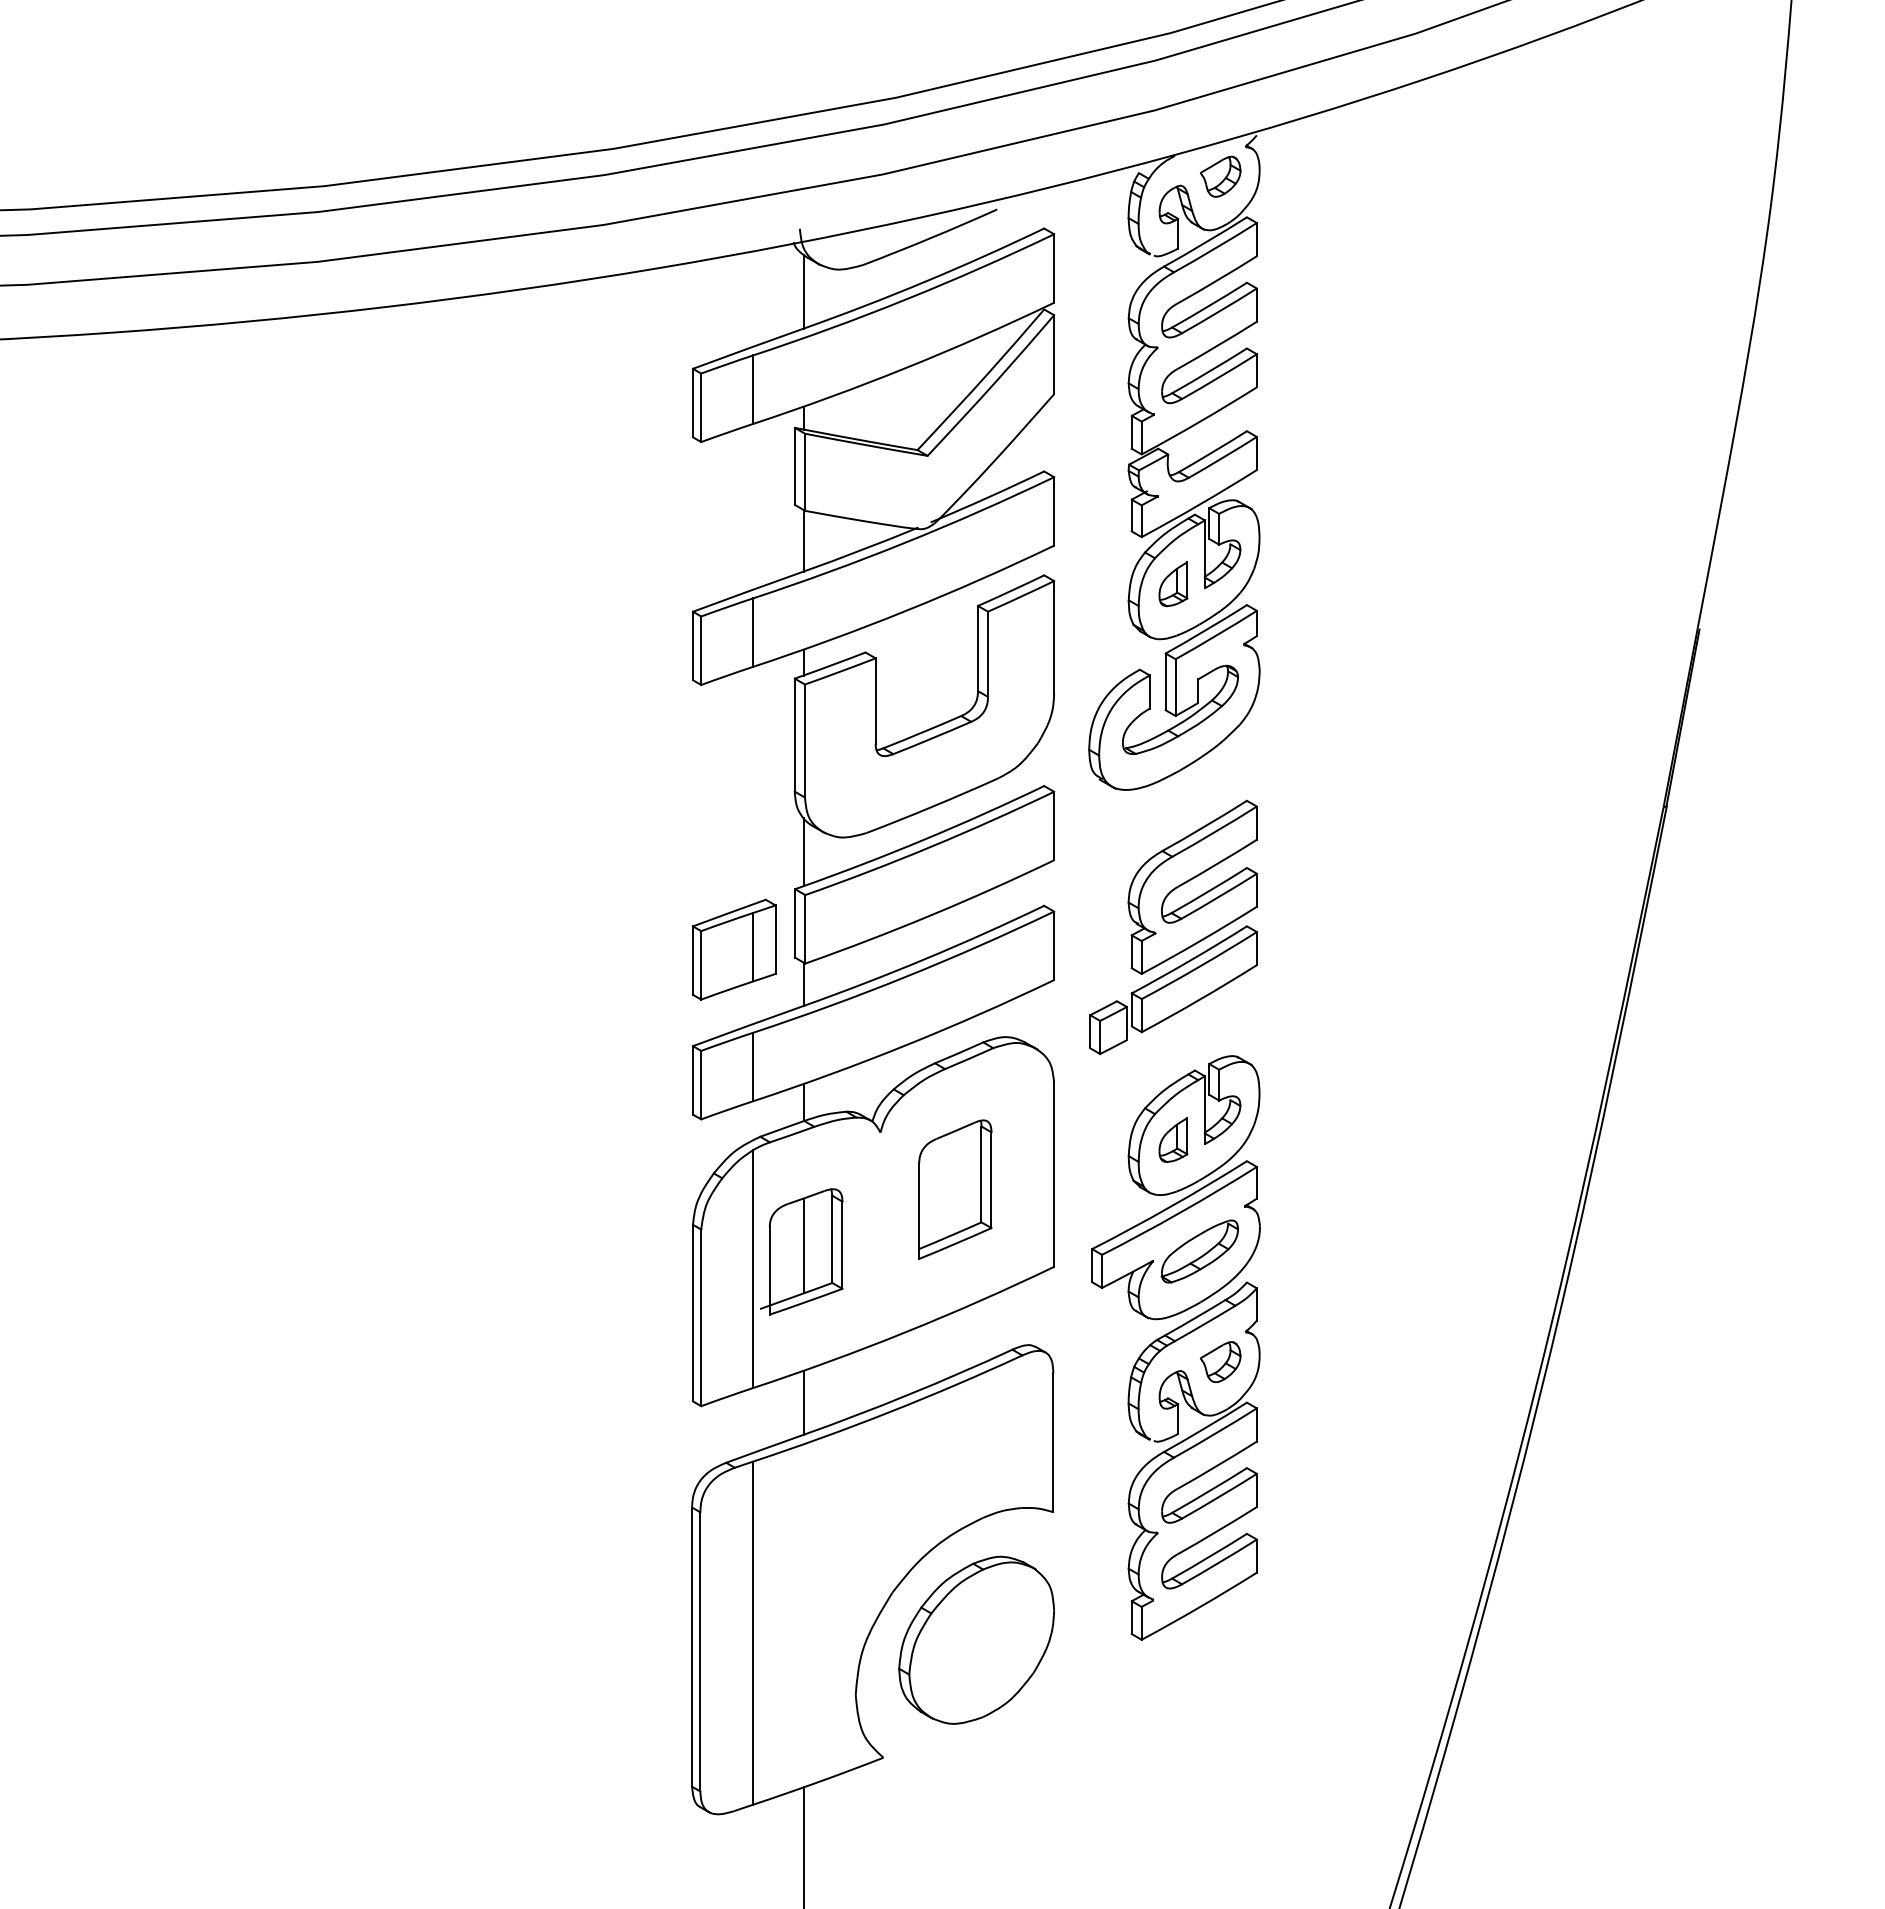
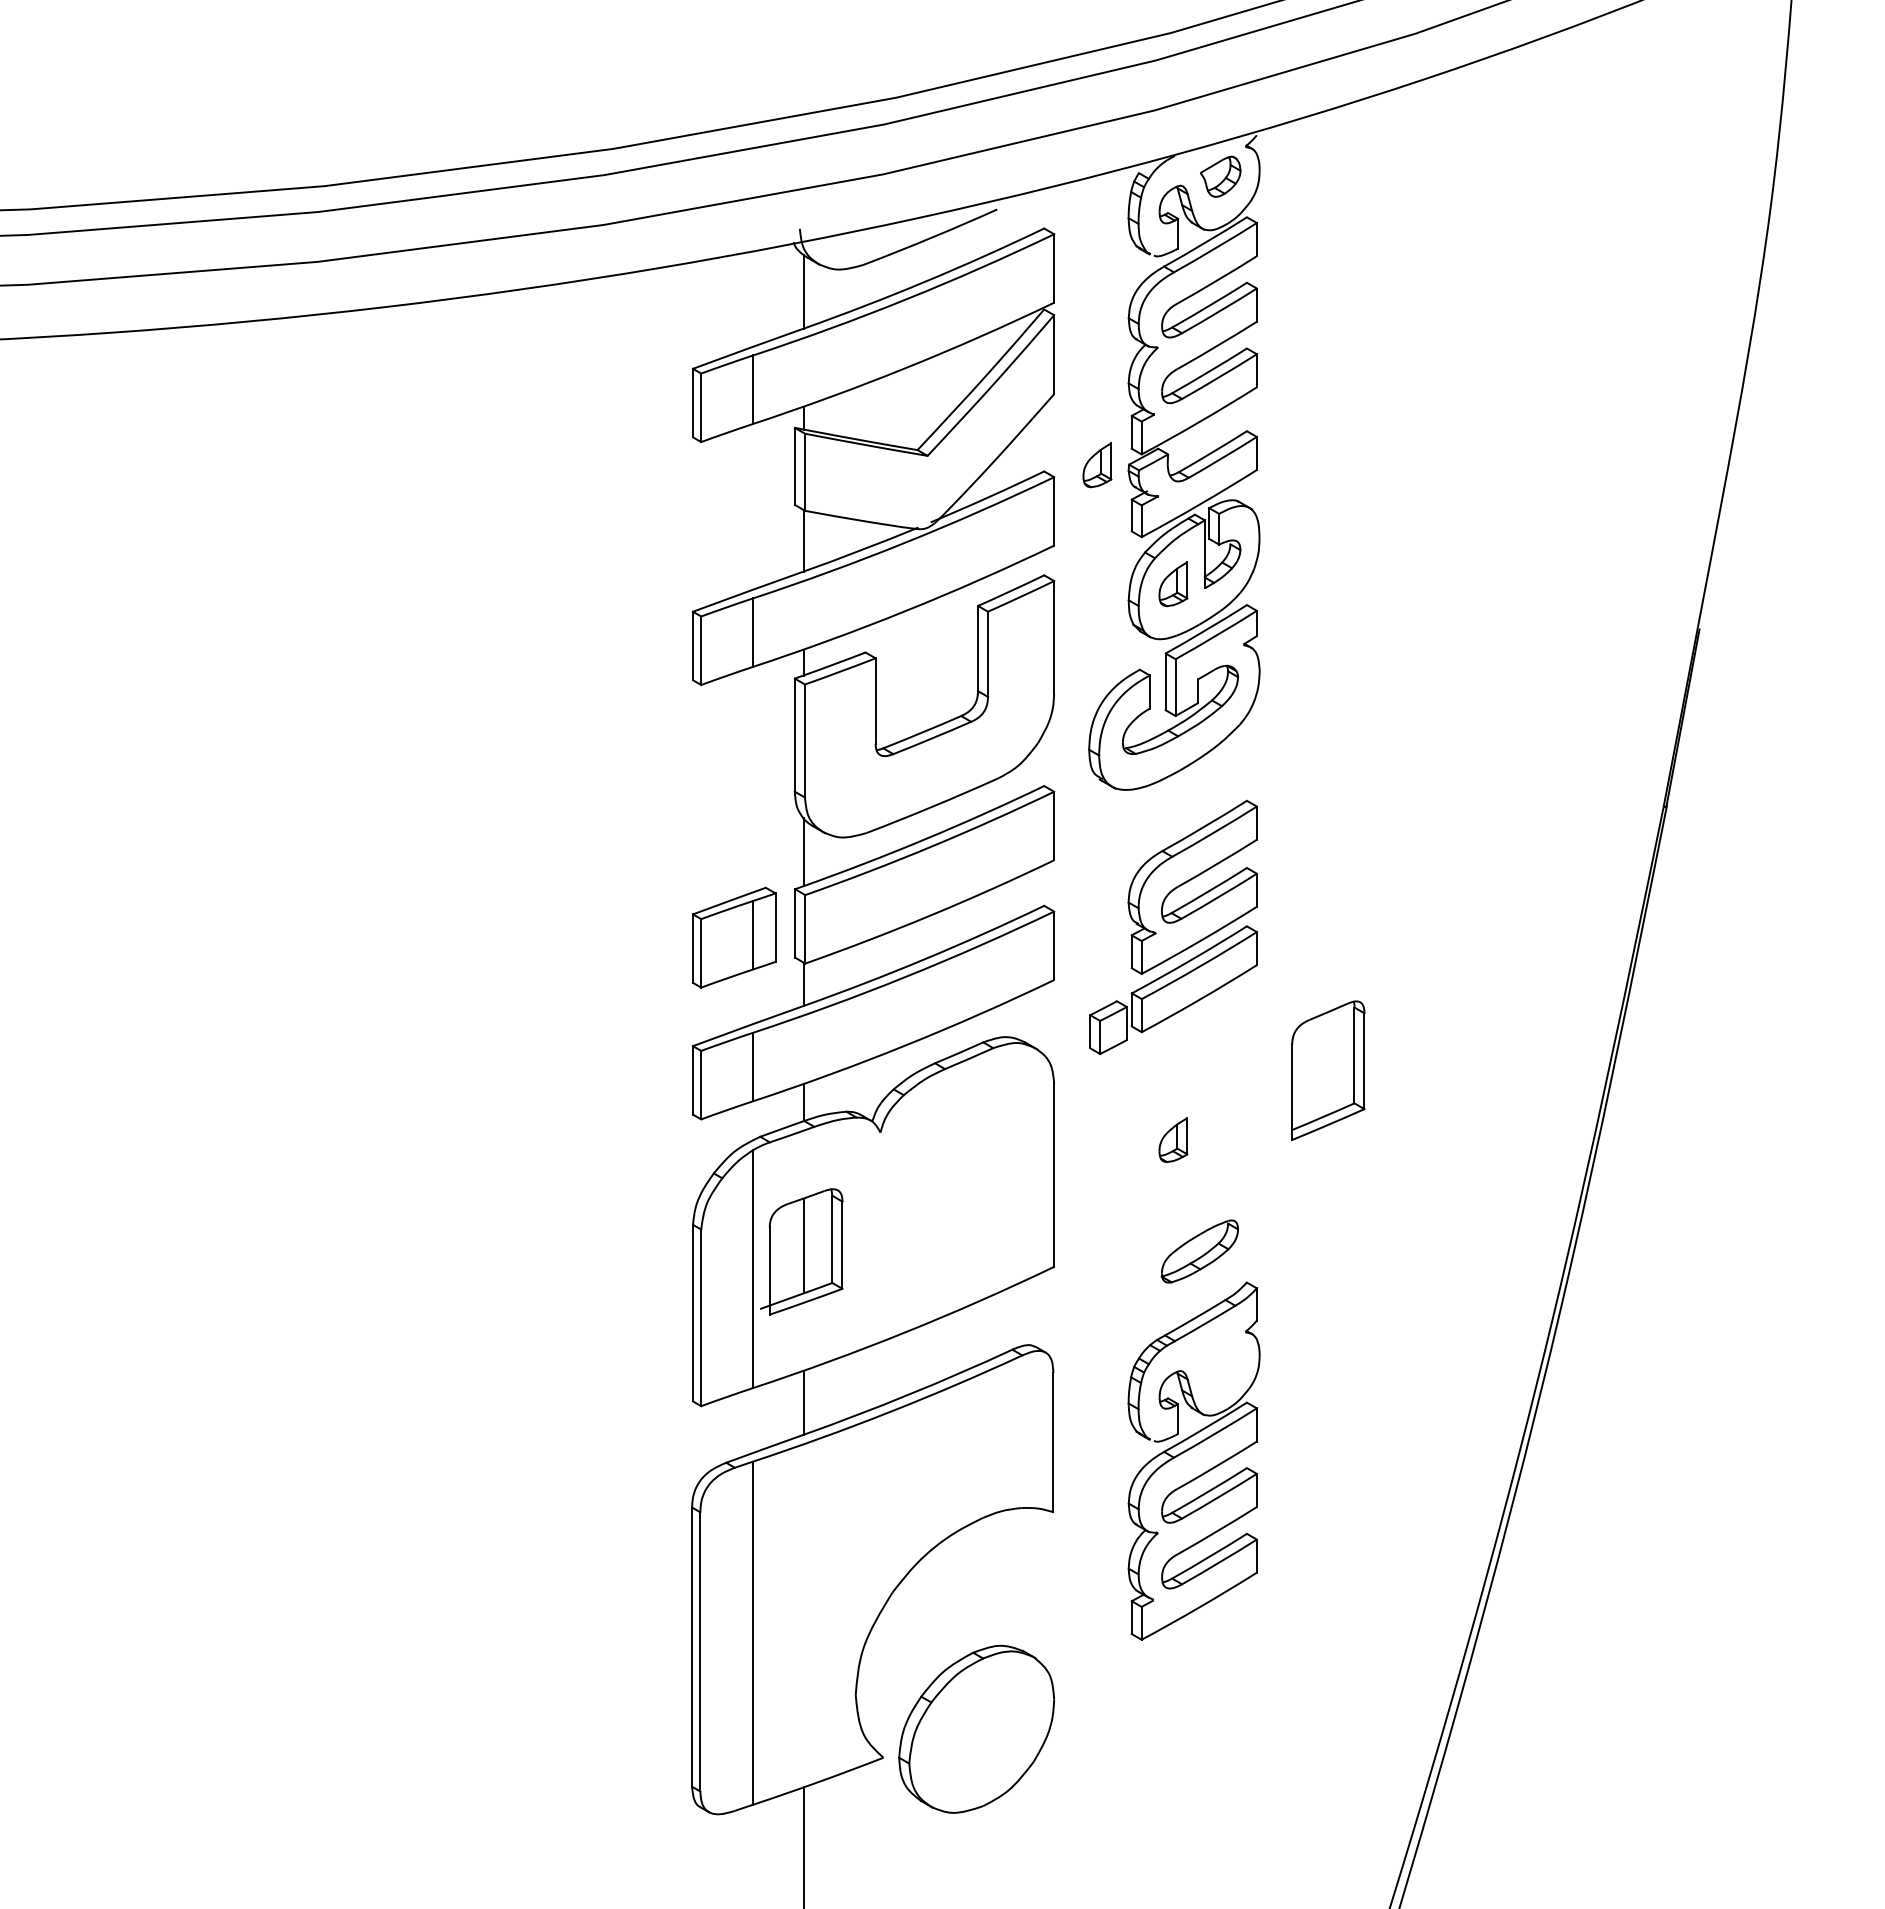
part: none -> present (1097, 465)
part position: (734, 949) -> (734, 937) (734, 937)
part: present -> none (1175, 1187)
part position: (955, 1189) -> (1328, 1070) (1328, 1070)
part: present -> none (1220, 1362)
part position: (976, 1639) -> (976, 1728) (976, 1728)
